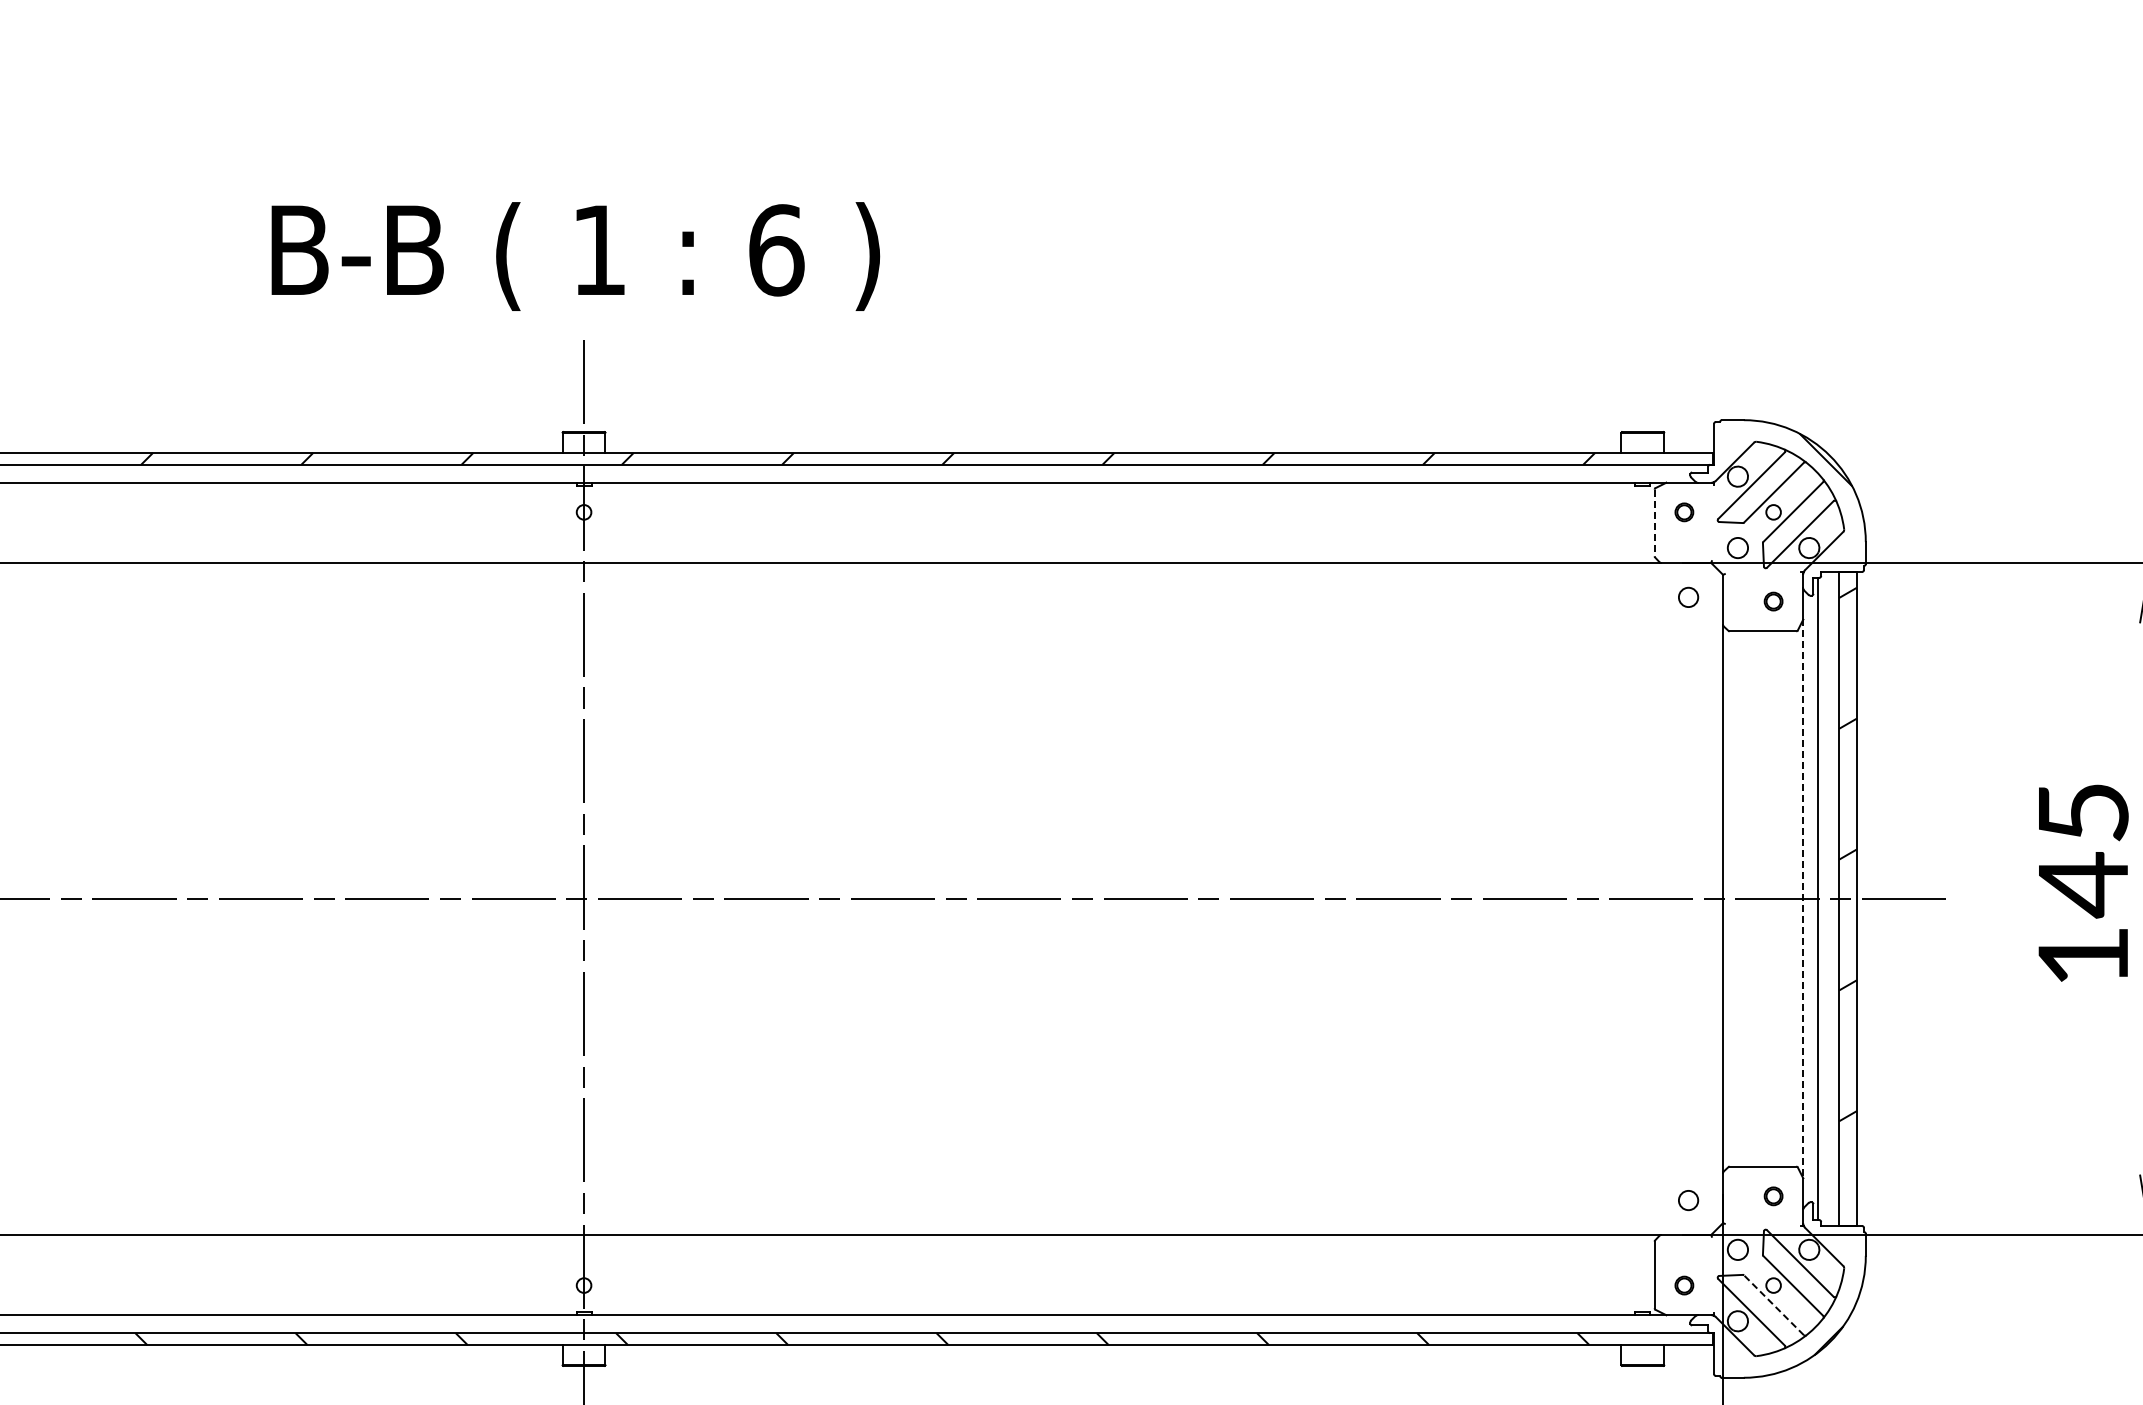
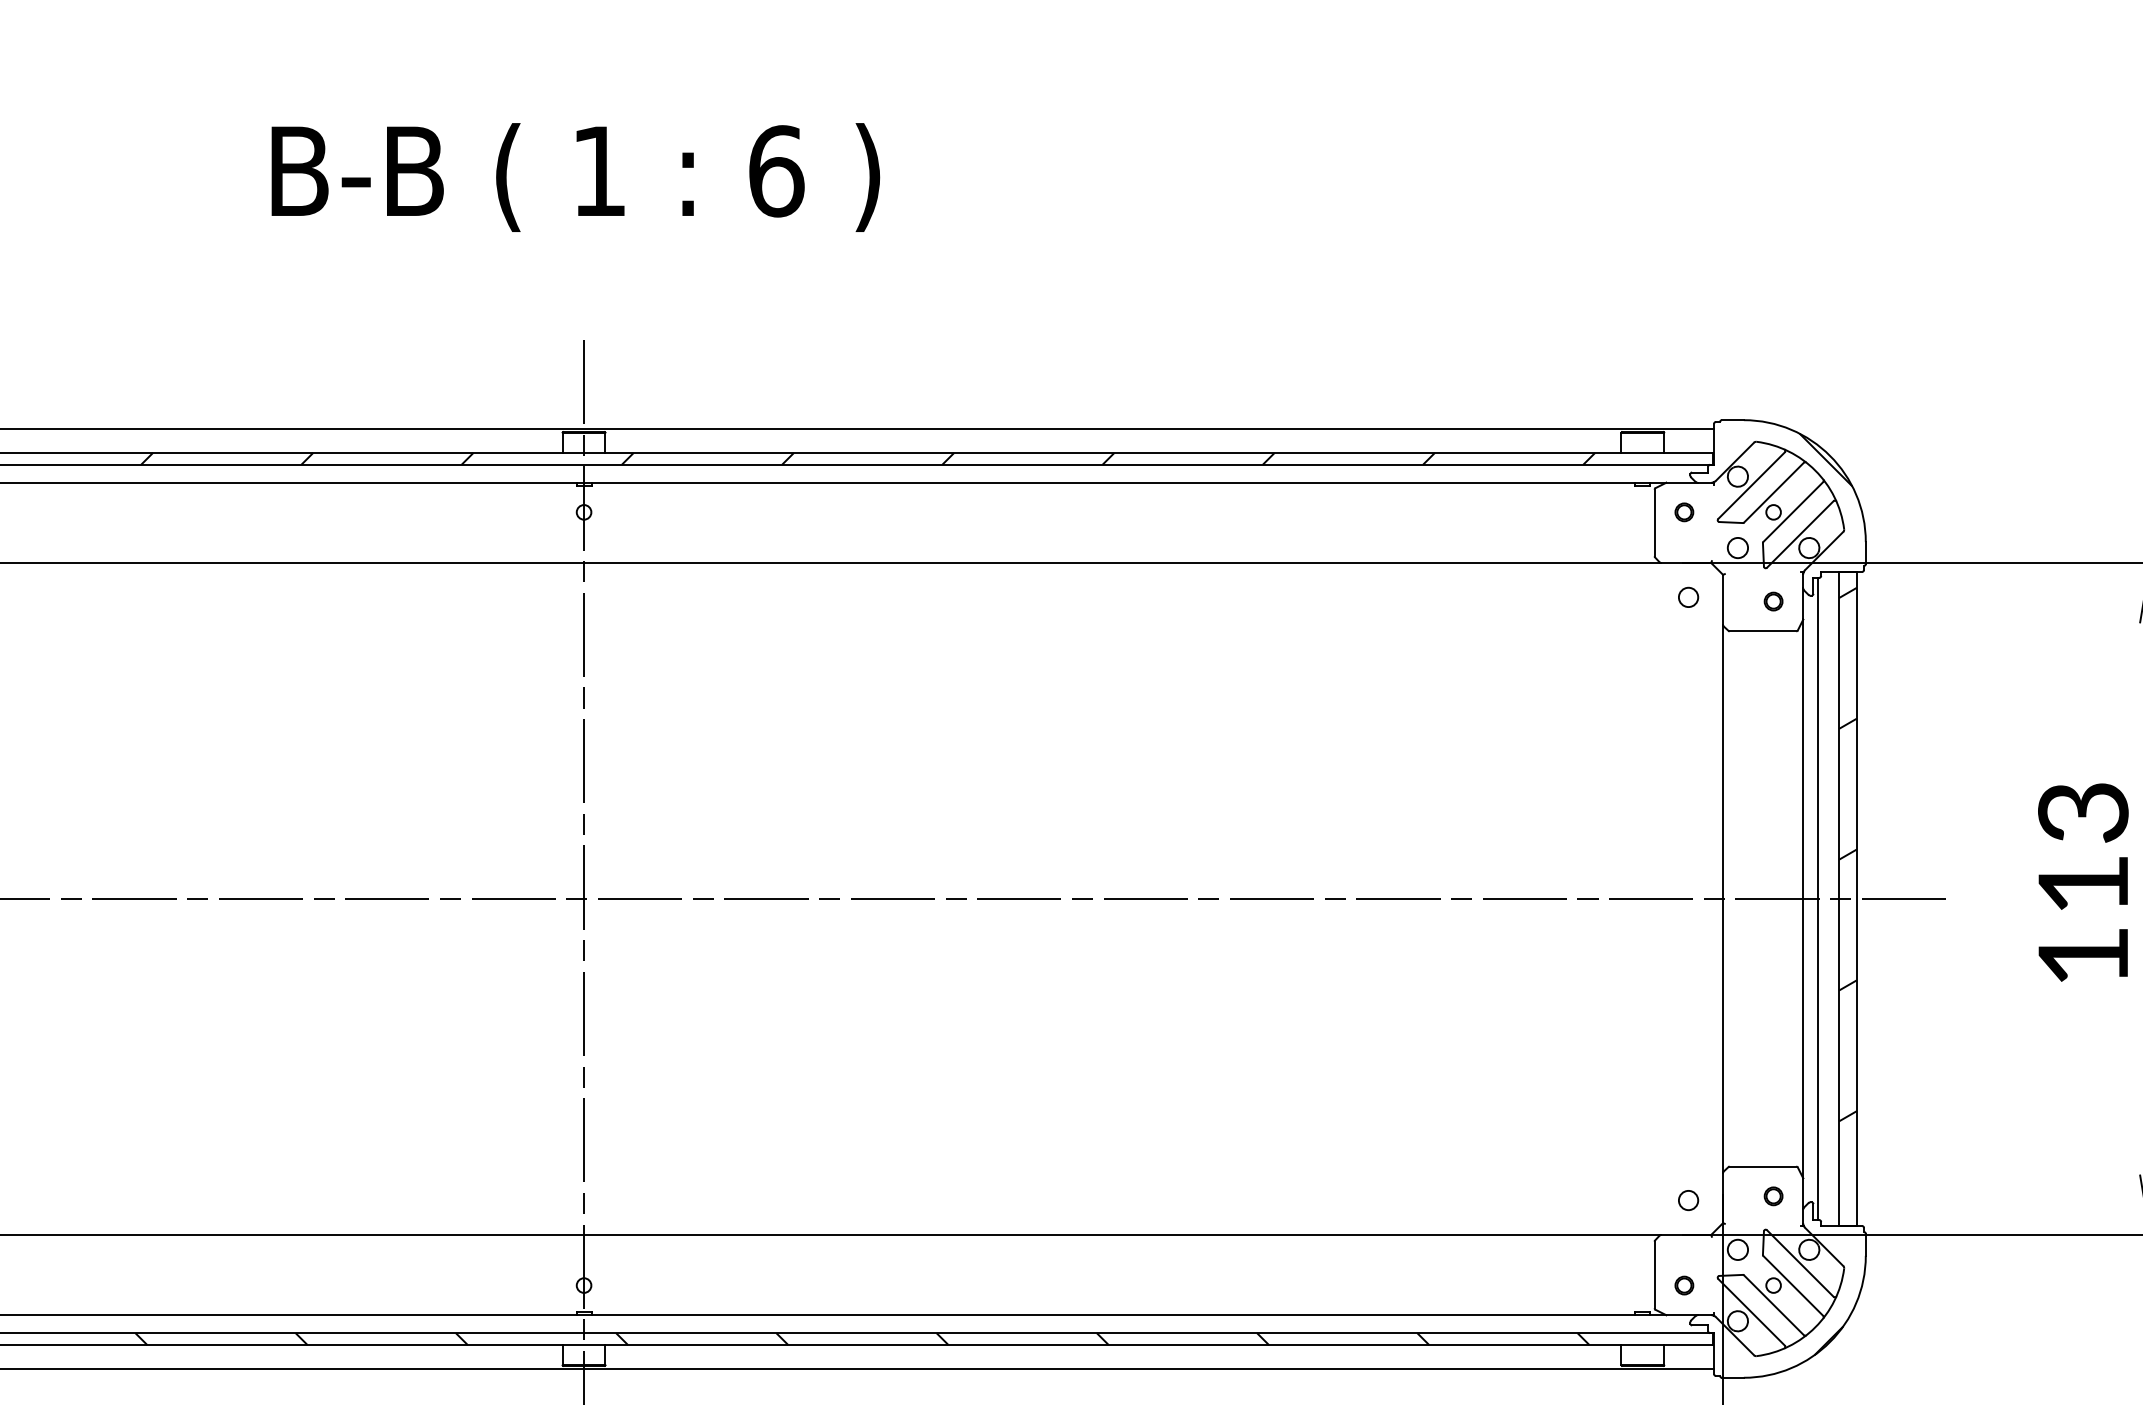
text position: (575, 256) -> (575, 177) (575, 177)
line: none -> present (858, 429)
line: dashed -> solid (1654, 523)
text: 145 -> 113 (2083, 850)
line: dashed -> solid (1803, 898)
line: dashed -> solid (1773, 1304)
line: none -> present (858, 1368)
